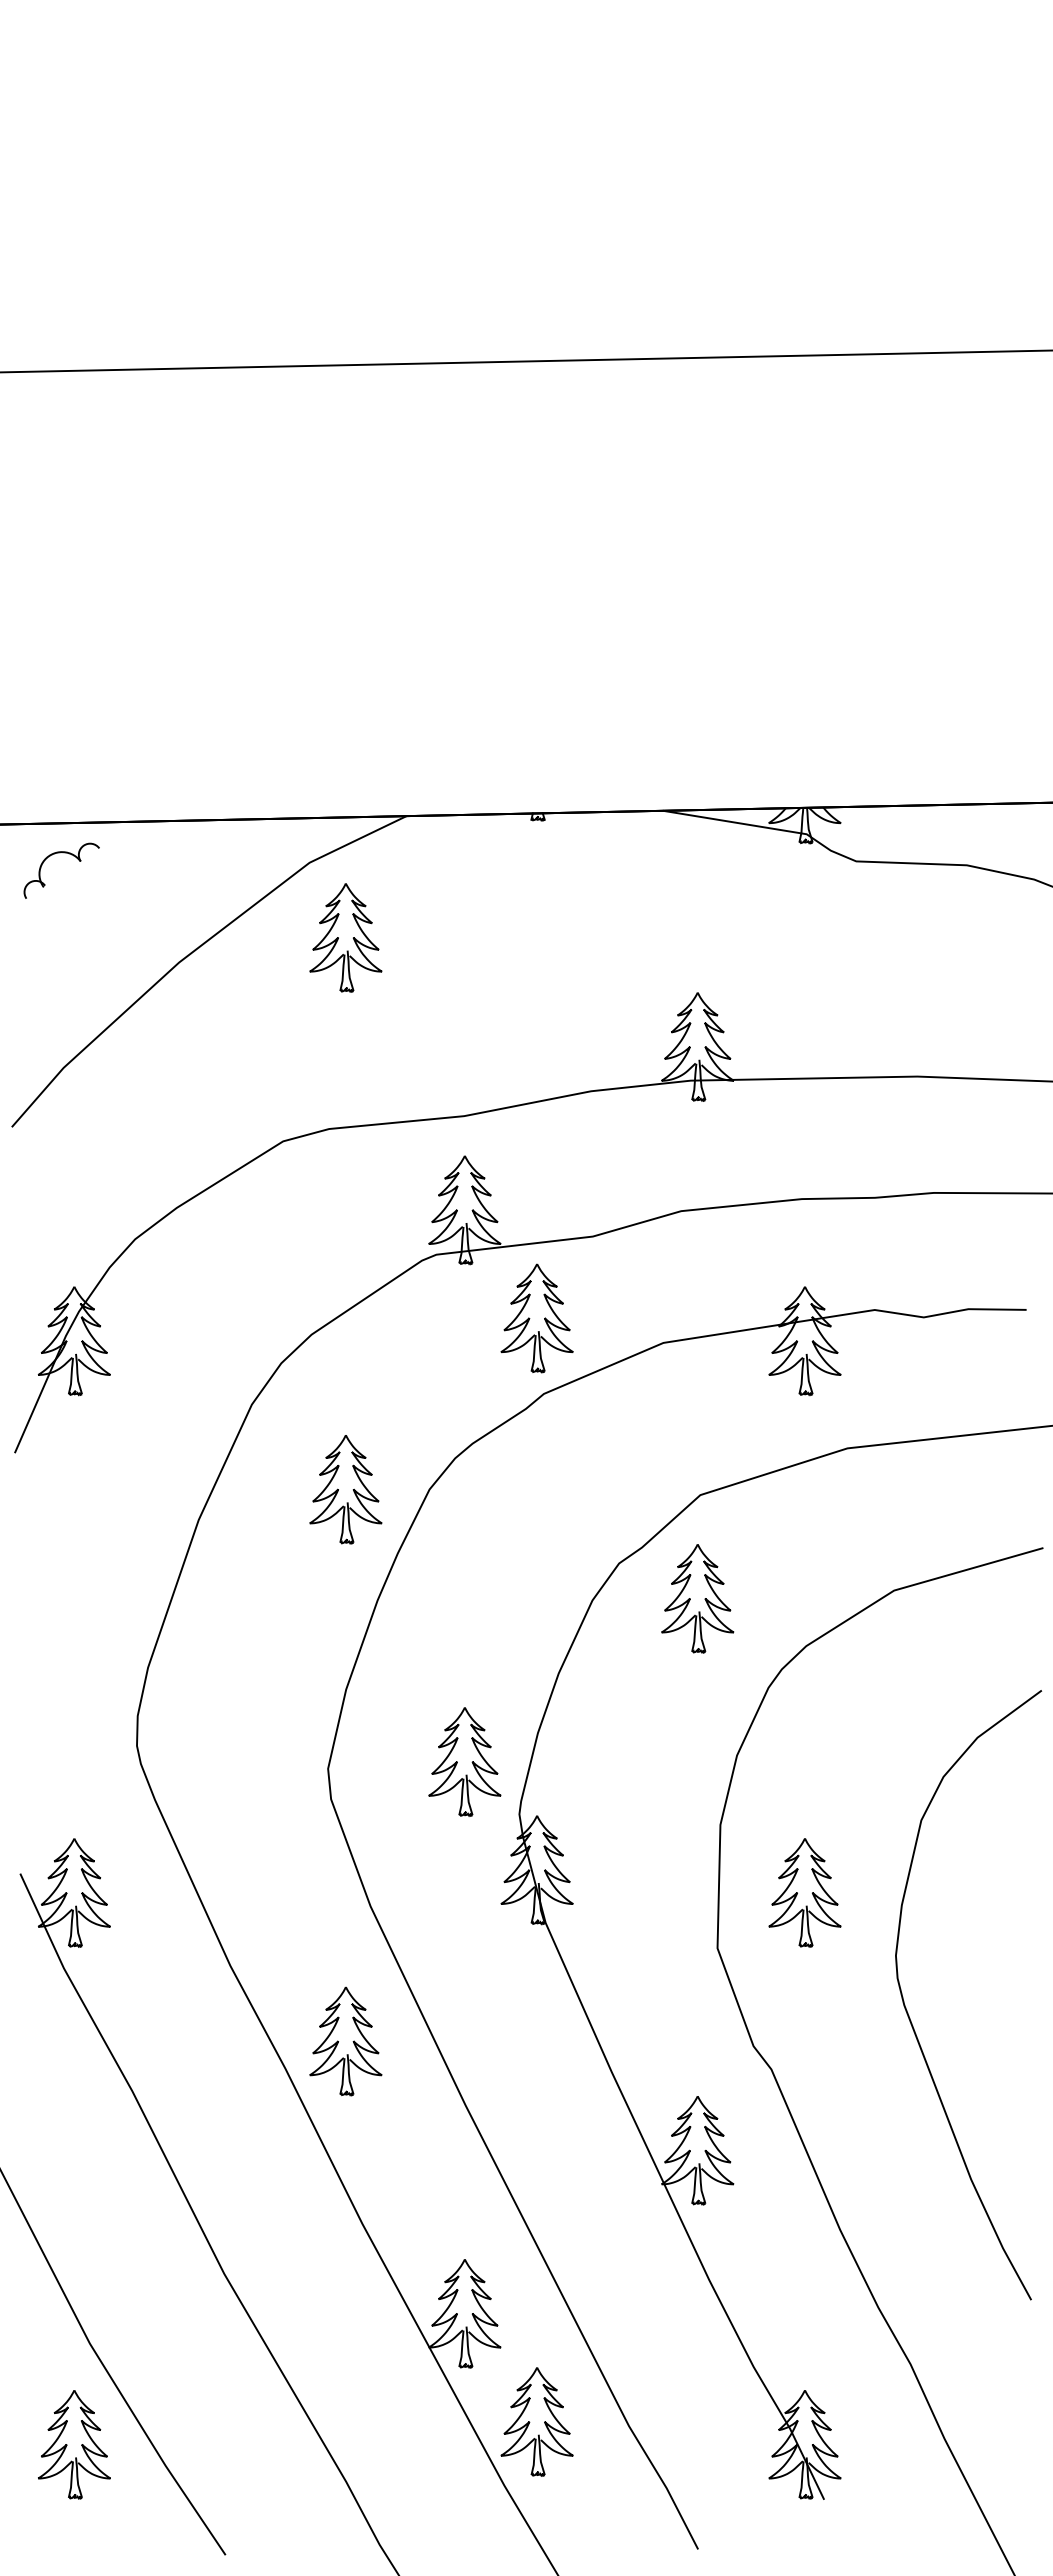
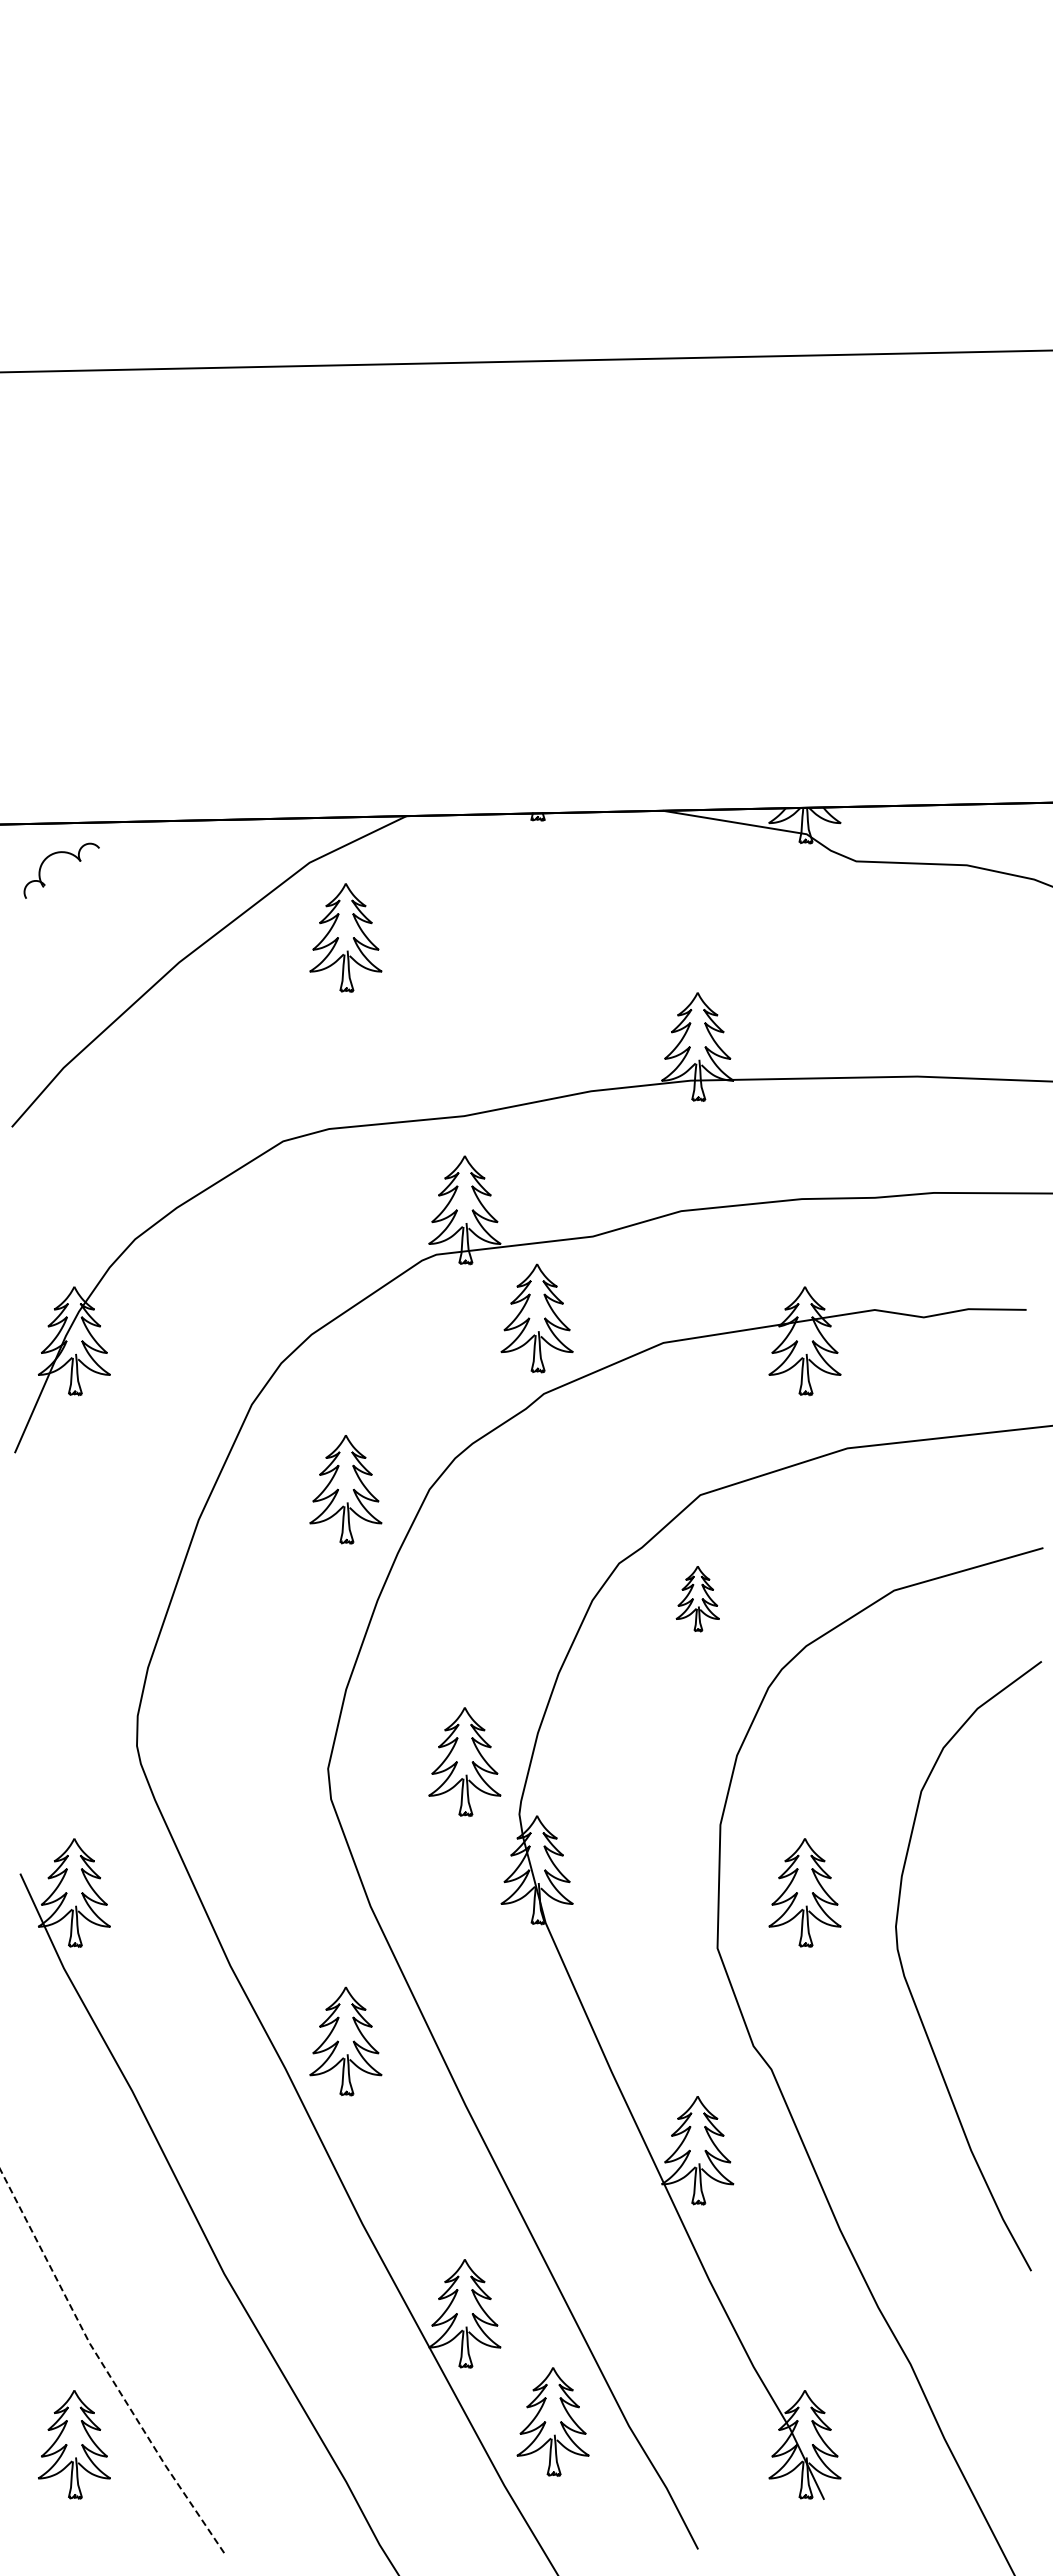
part size: 74x110 px -> 45x67 px (697, 1599)
curve position: (911, 2020) -> (911, 1991) (911, 1991)
line: solid -> dashed (104, 2367)
part position: (536, 2421) -> (552, 2421) (552, 2421)
